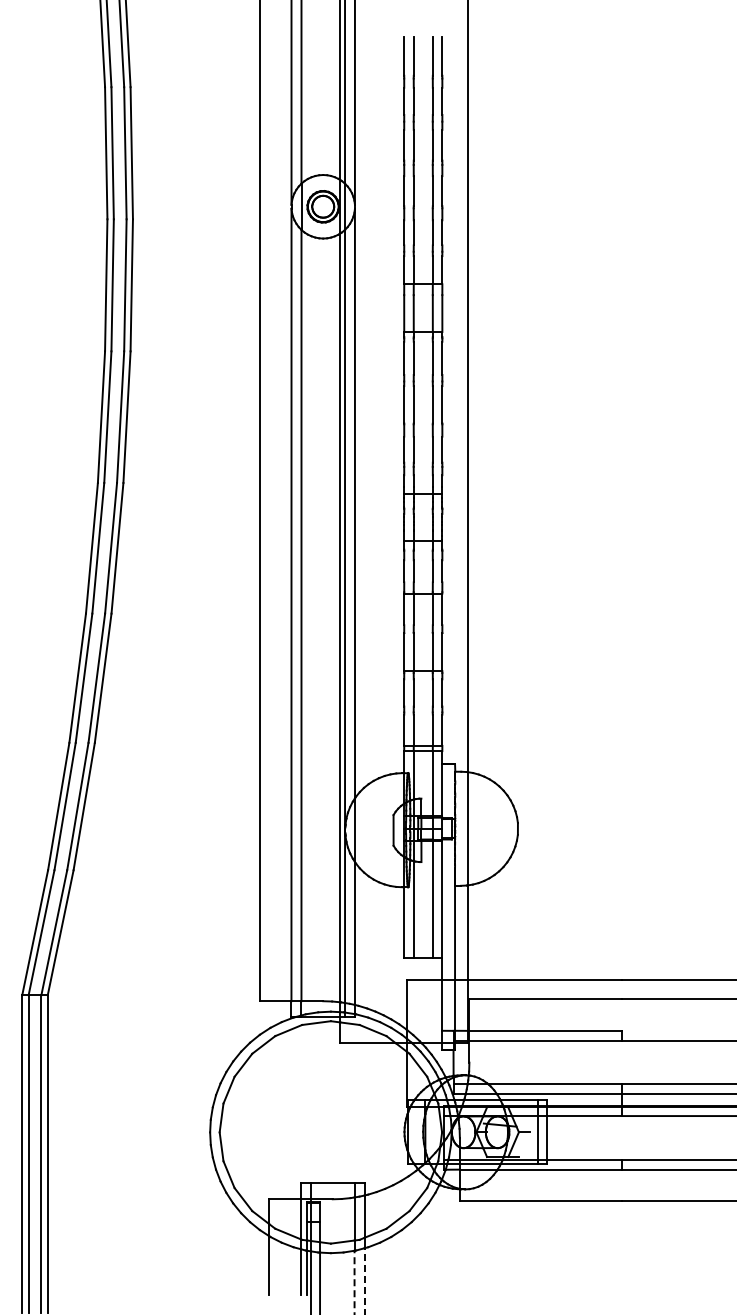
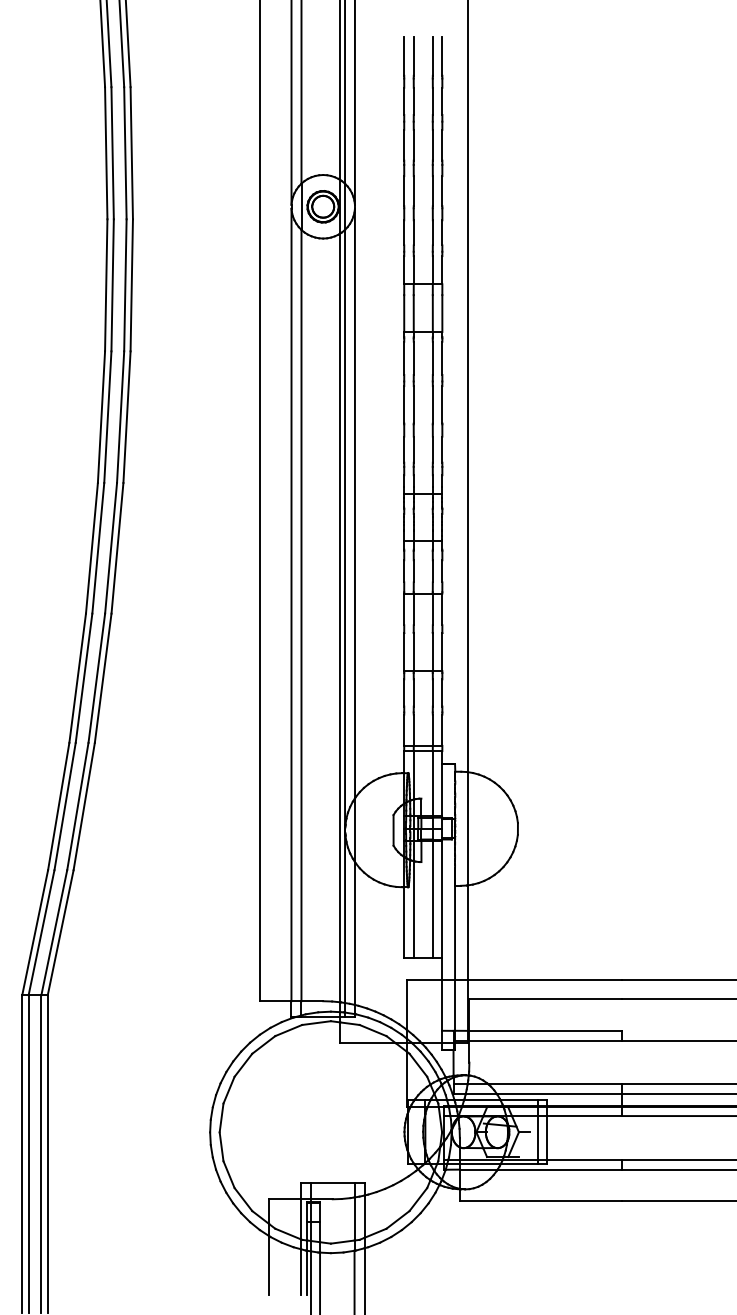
line: dashed -> solid (364, 1281)
line: dashed -> solid (354, 1282)
